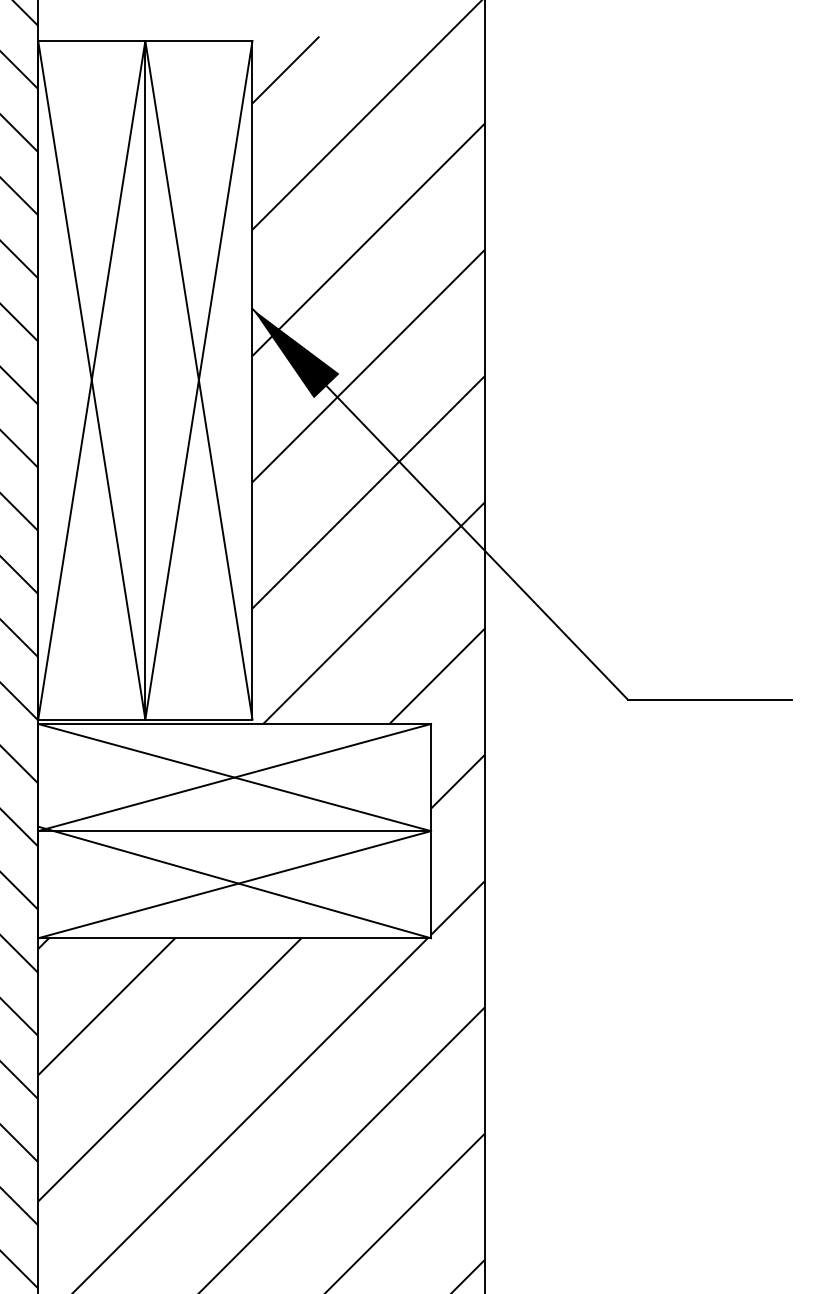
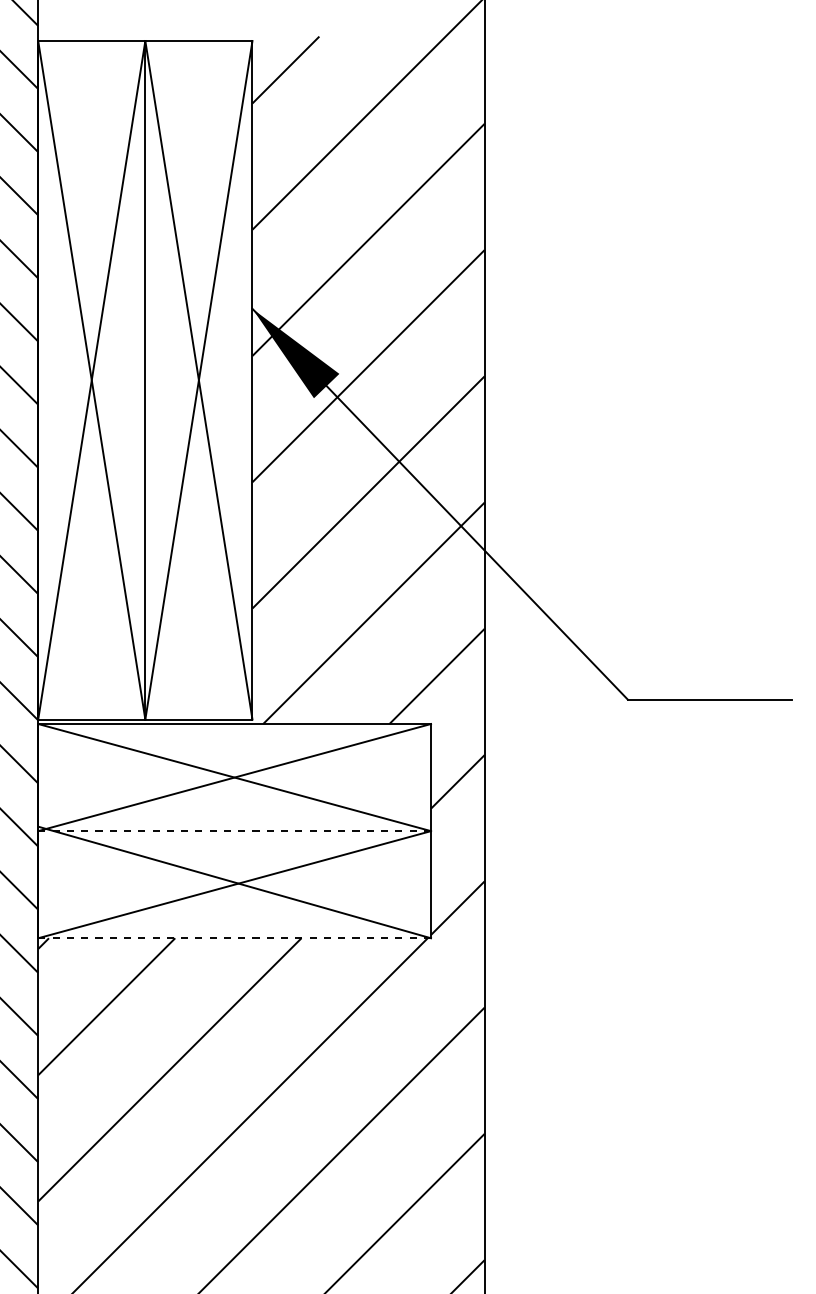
line: solid -> dashed (235, 831)
line: solid -> dashed (235, 938)
